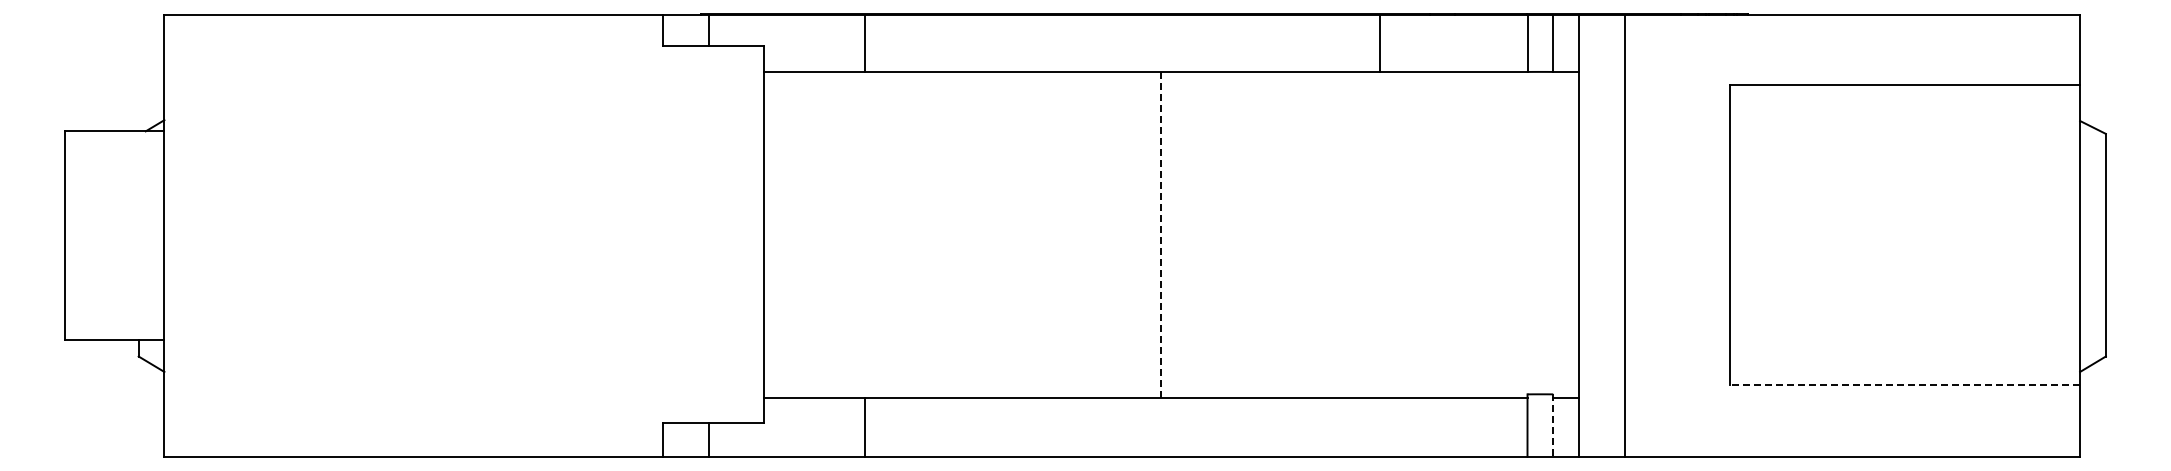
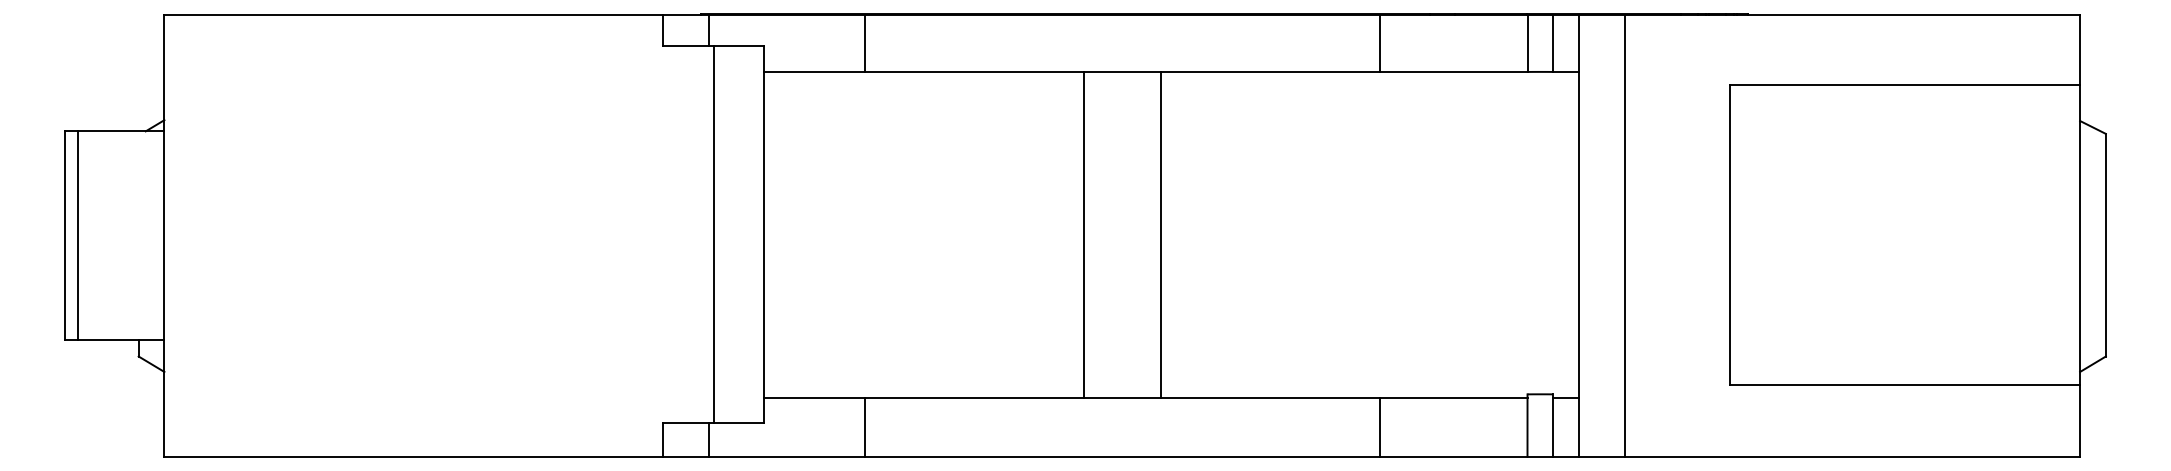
line: none -> present (713, 234)
line: none -> present (1083, 234)
line: dashed -> solid (1160, 234)
line: none -> present (78, 235)
line: dashed -> solid (1904, 384)
line: none -> present (1379, 426)
line: dashed -> solid (1553, 426)
